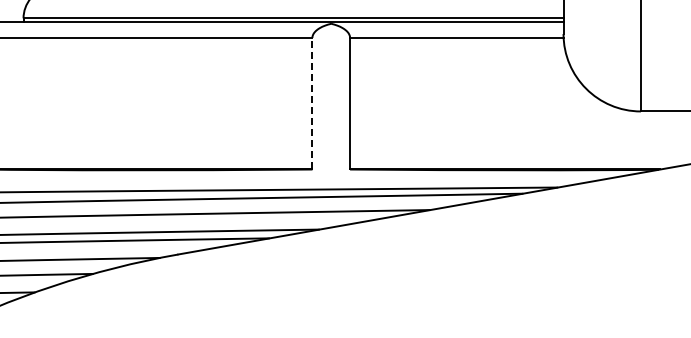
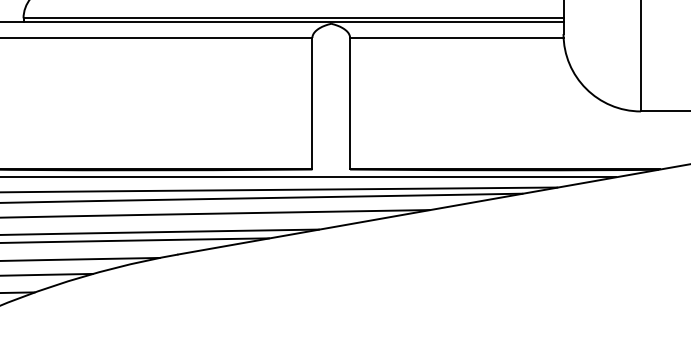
line: dashed -> solid (312, 103)
line: none -> present (309, 177)
